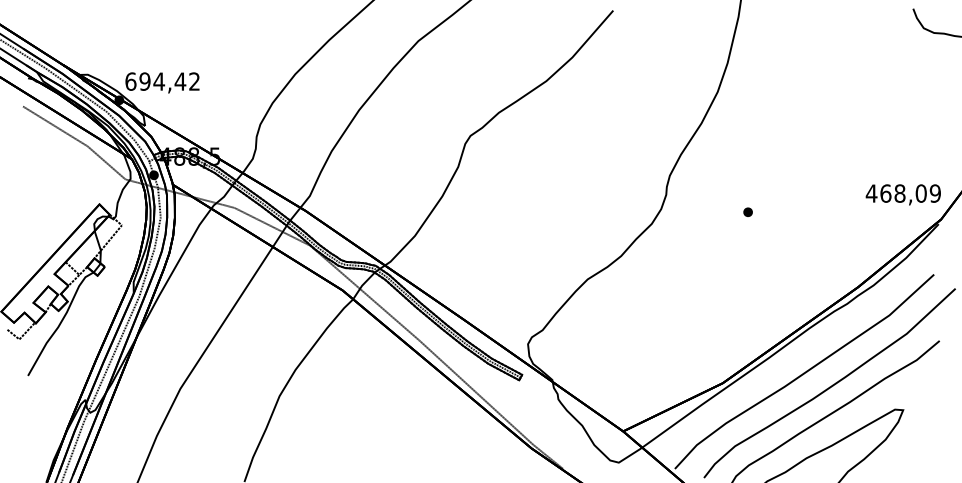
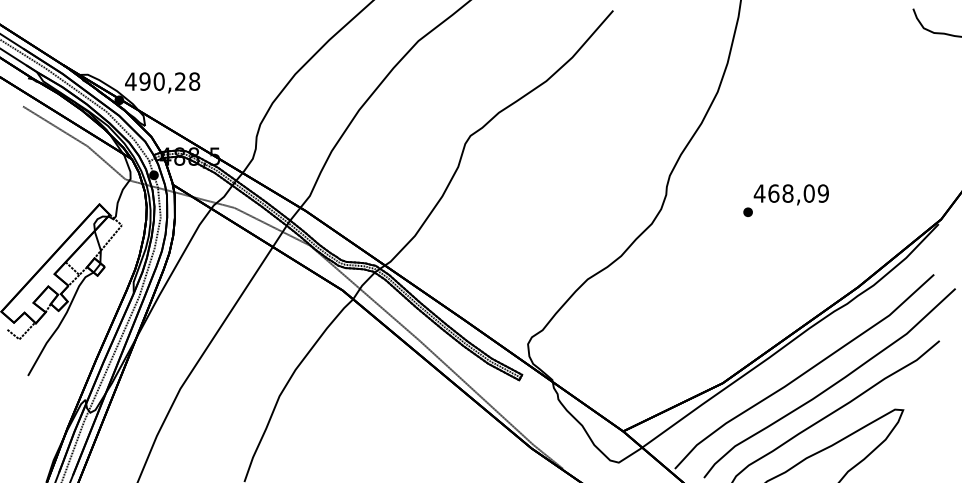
text: 694,42 -> 490,28 (162, 81)
text position: (902, 194) -> (790, 194) (790, 194)
